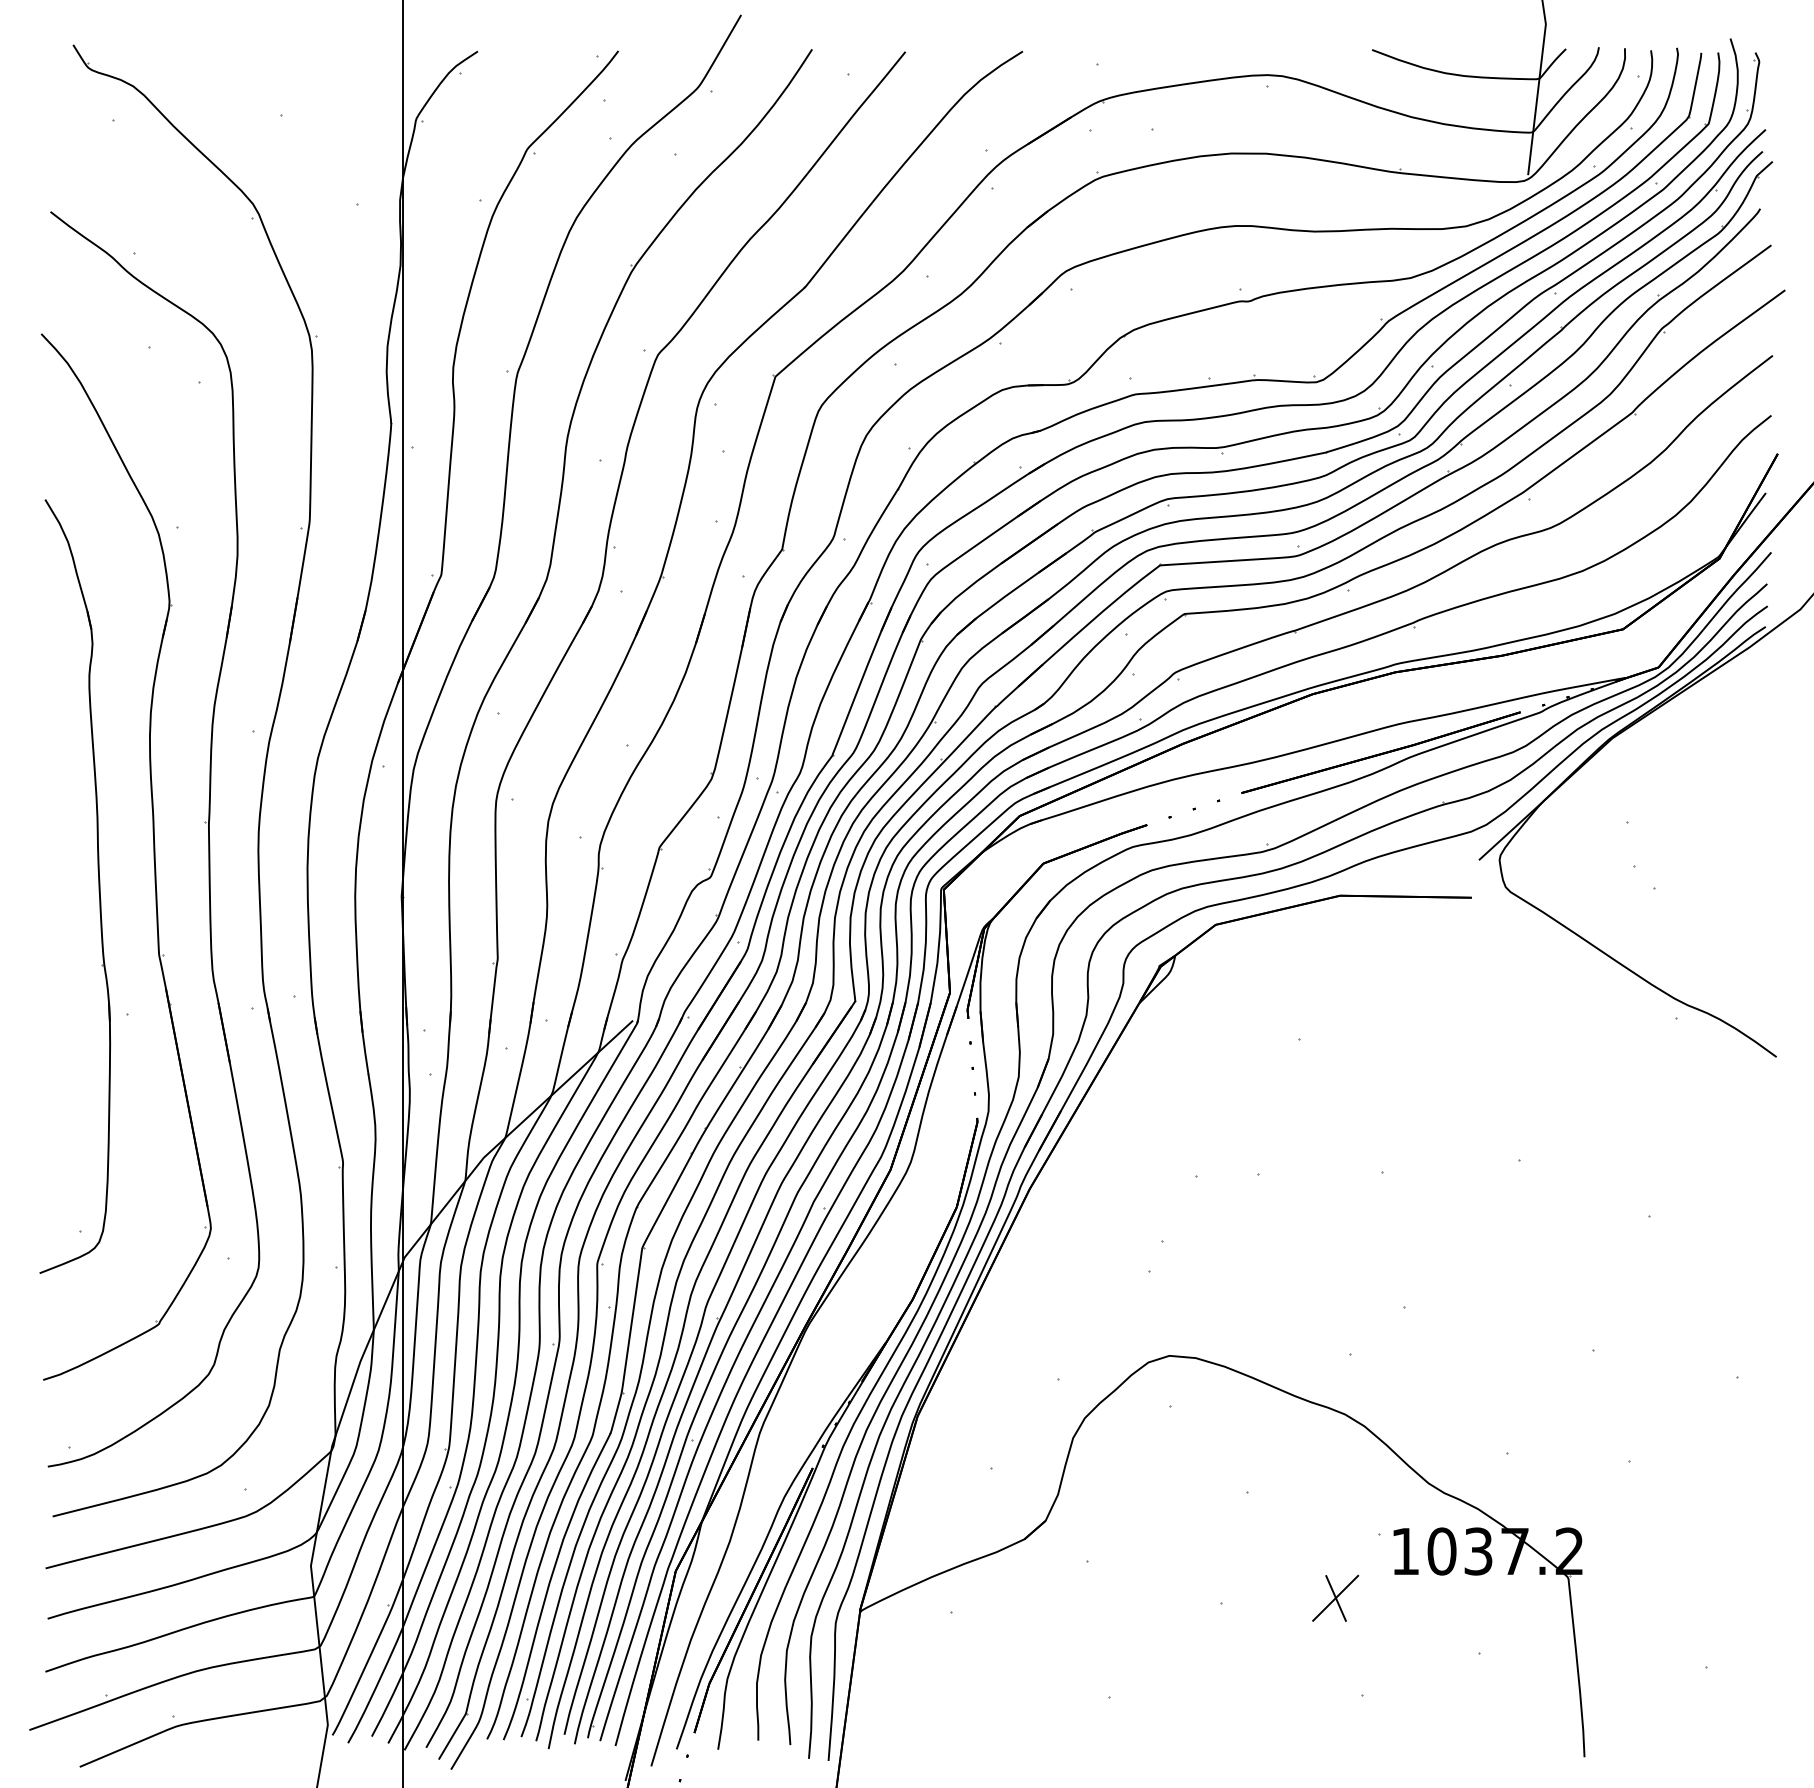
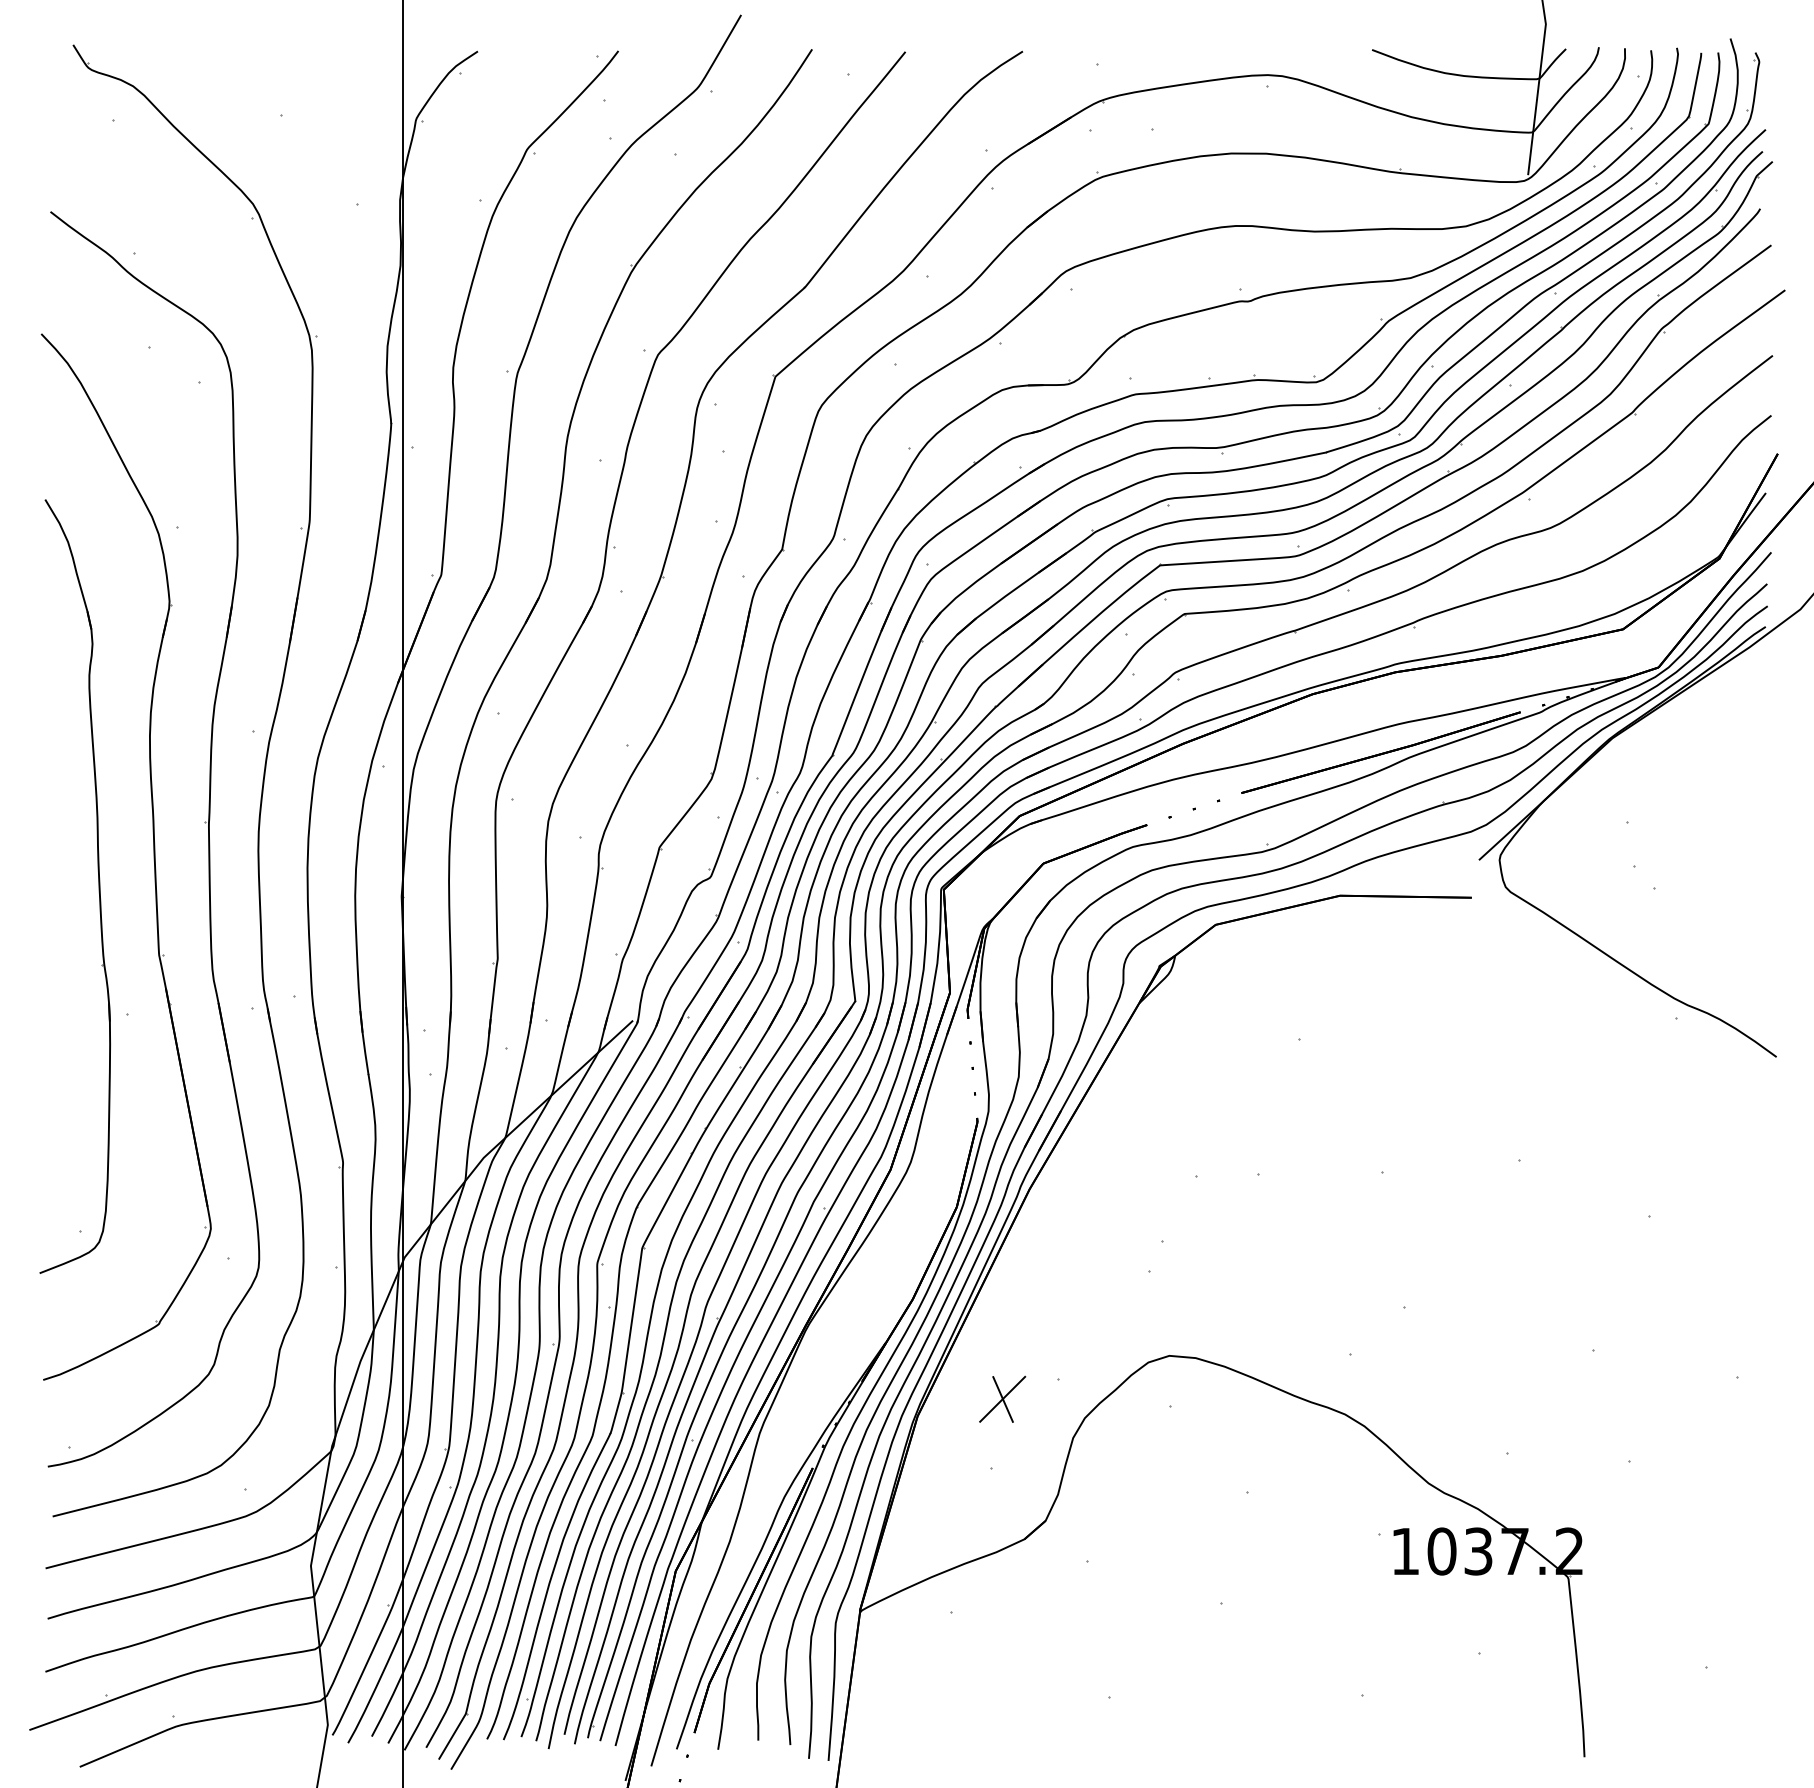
part position: (1335, 1597) -> (1002, 1398) (1002, 1398)
